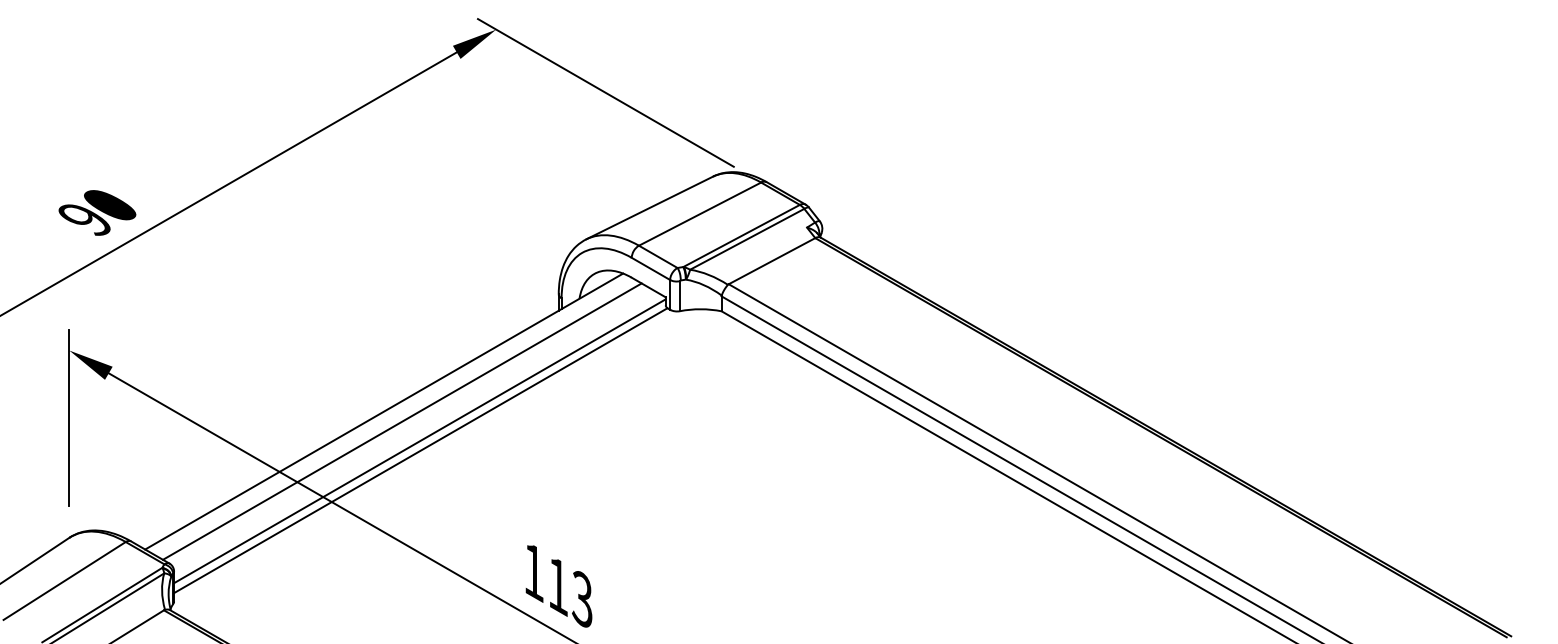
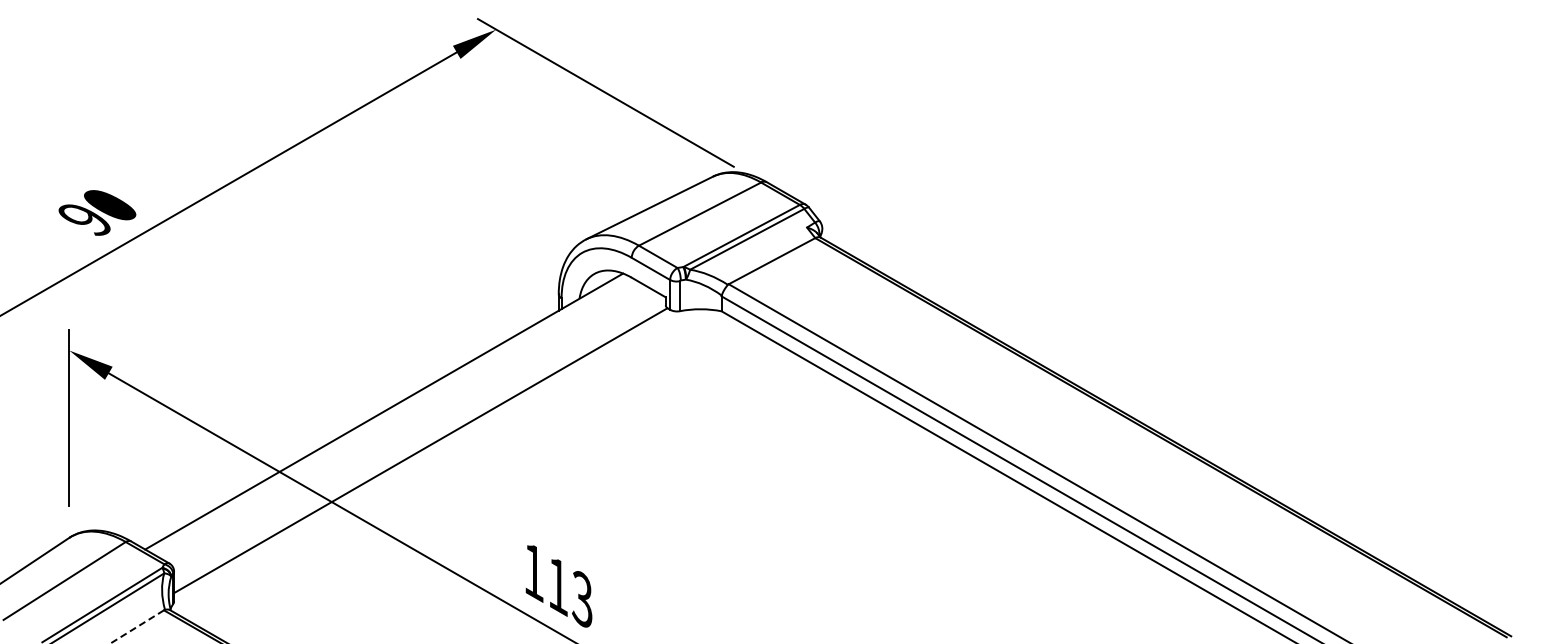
line: present -> none (402, 421)
line: present -> none (419, 441)
line: solid -> dashed (136, 627)
